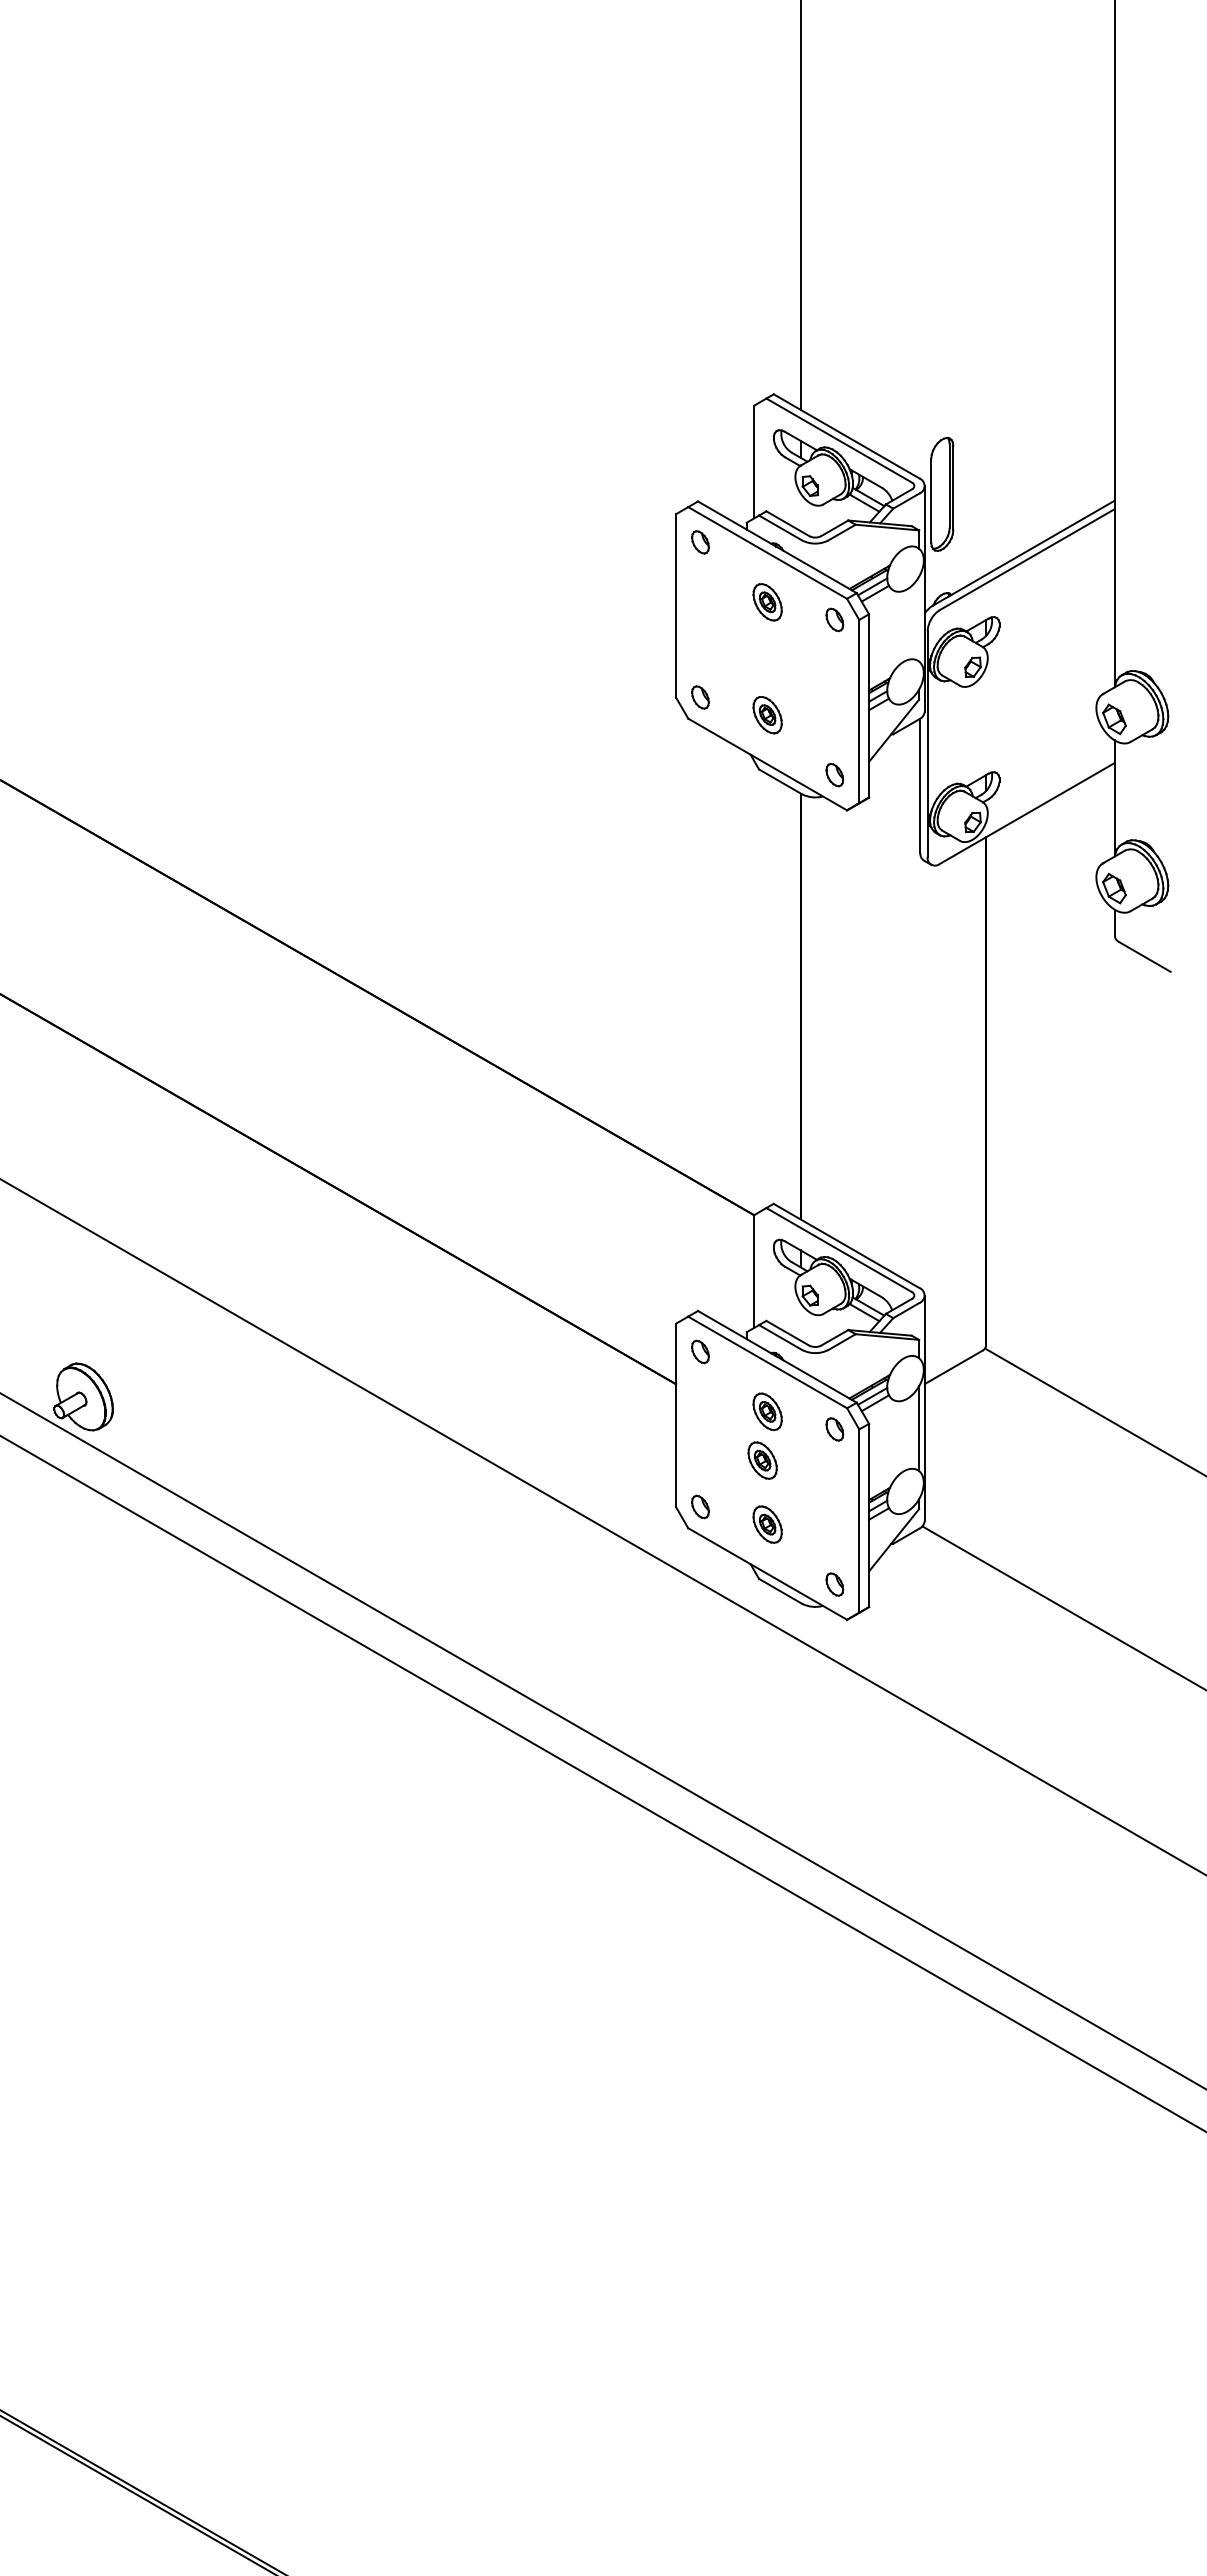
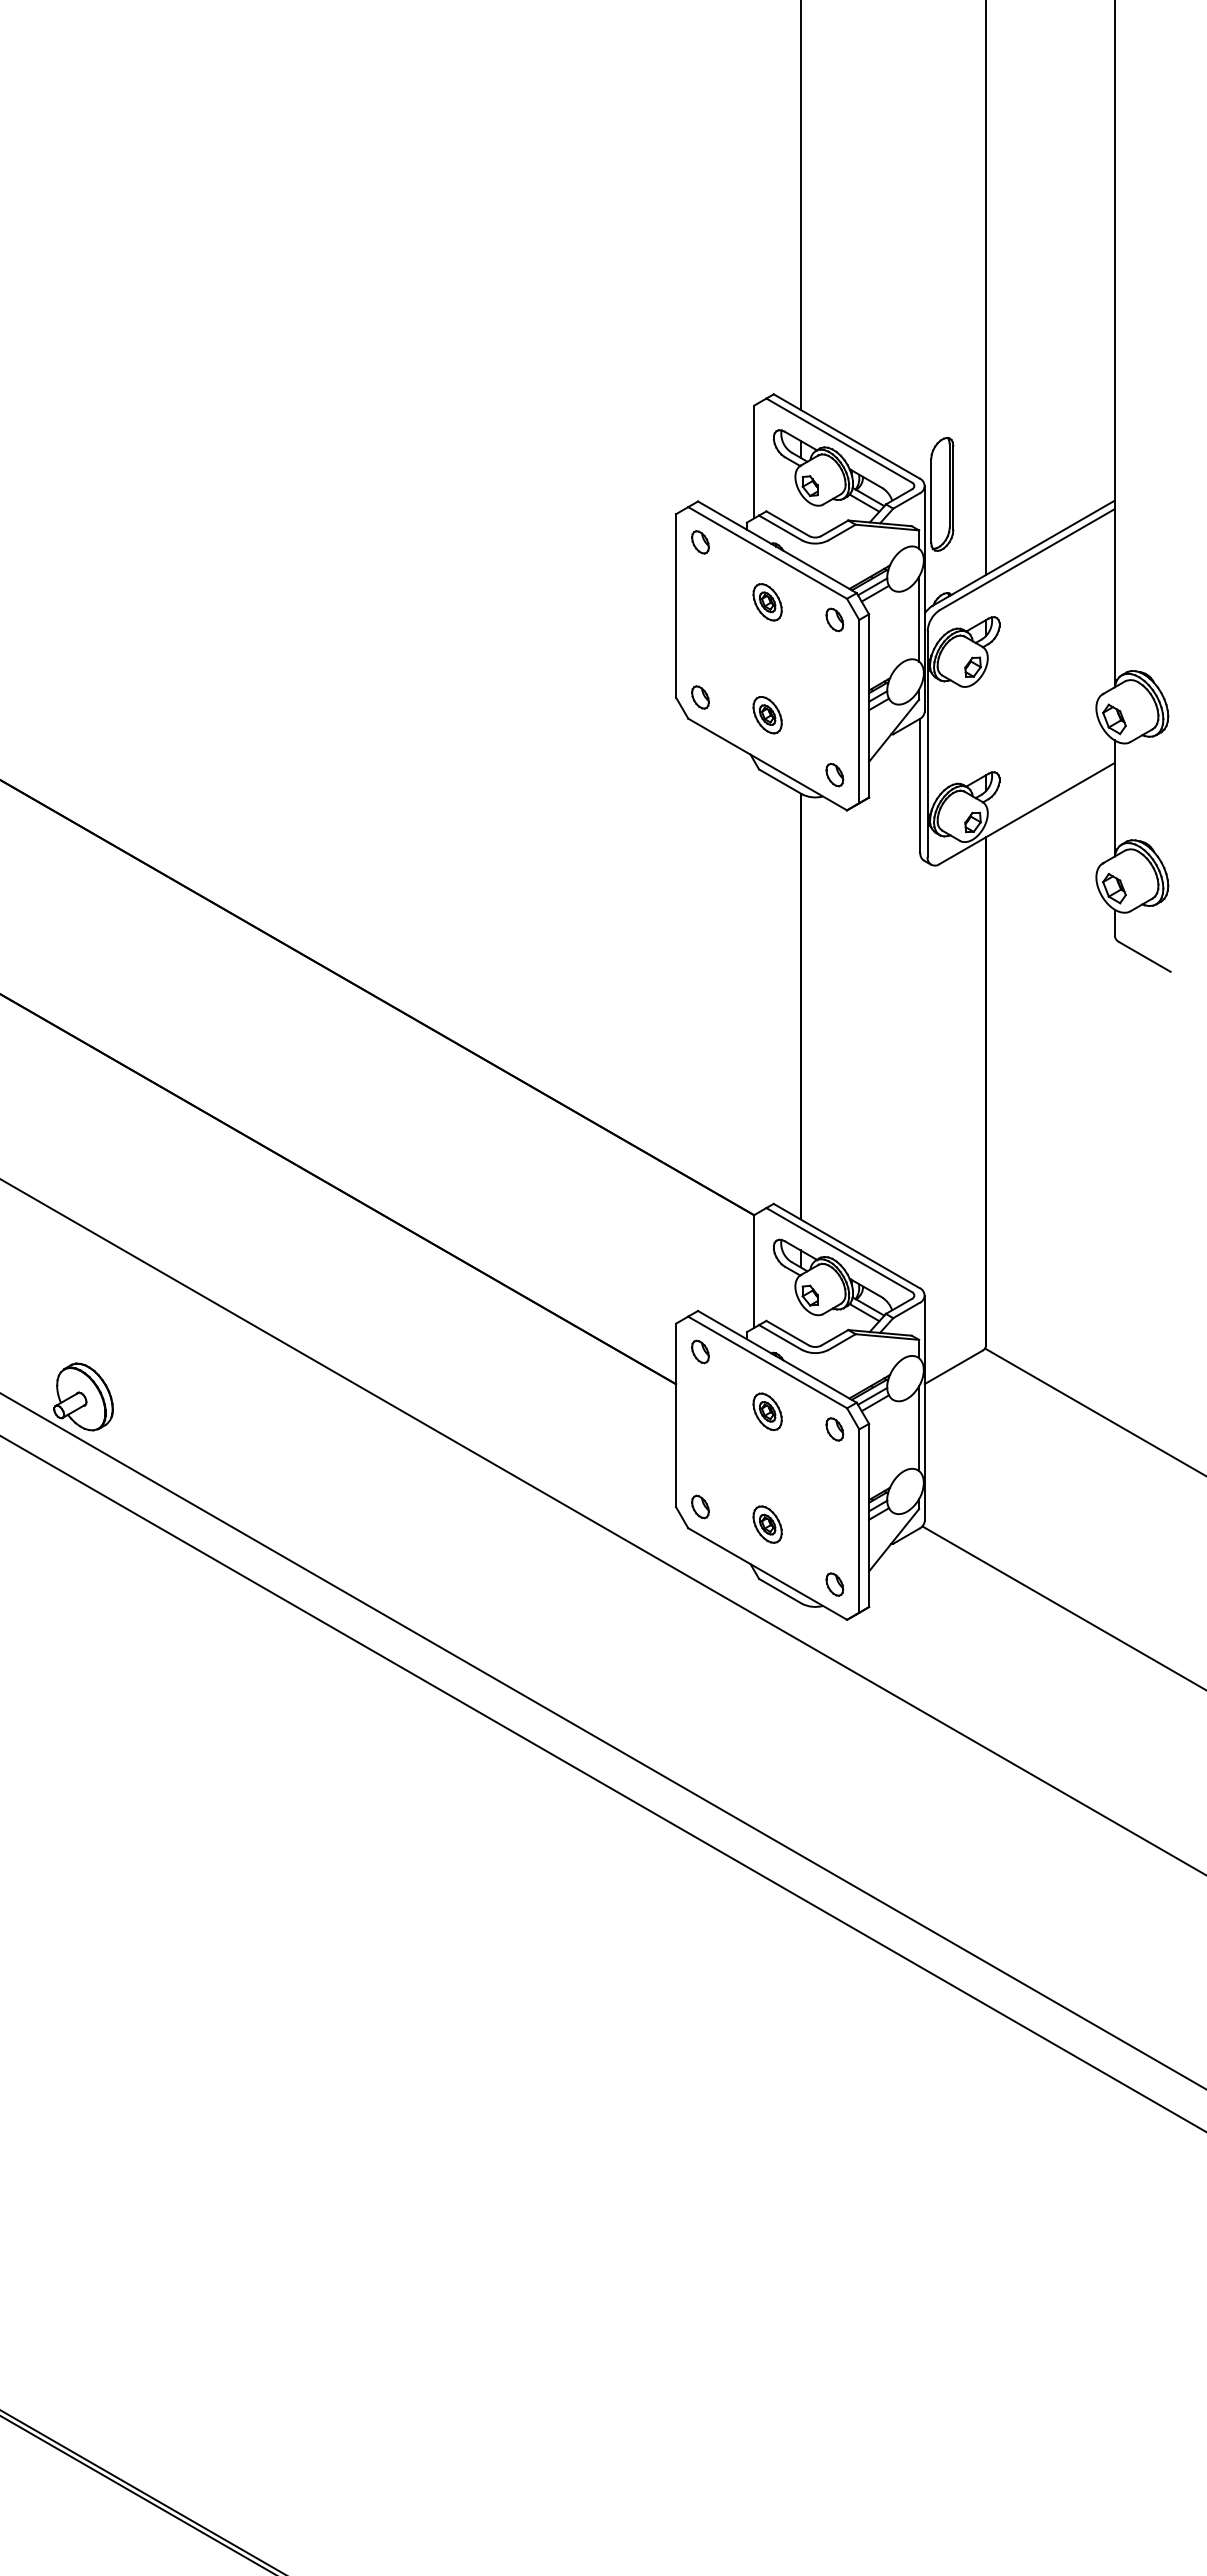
line: none -> present (986, 288)
line: none -> present (919, 618)
part: present -> none (762, 1460)
